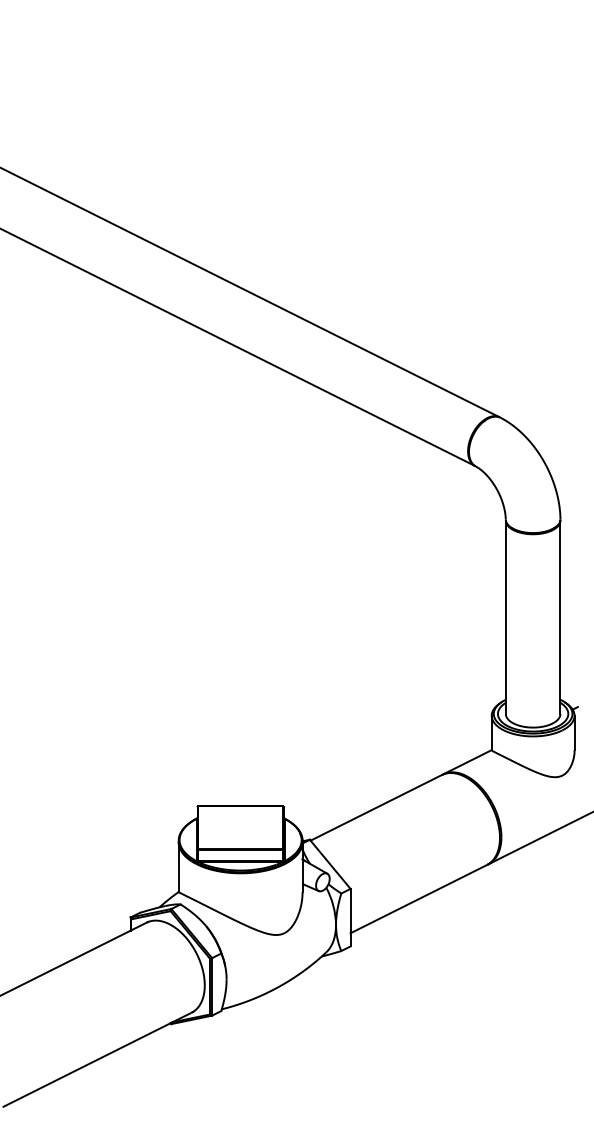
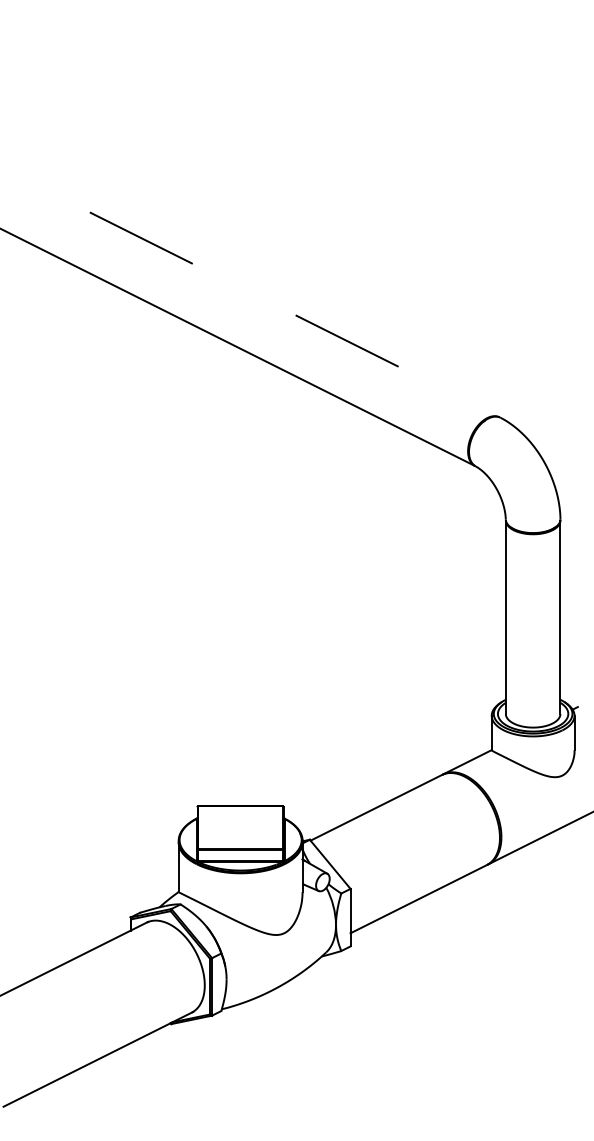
line: solid -> dashed (250, 292)
